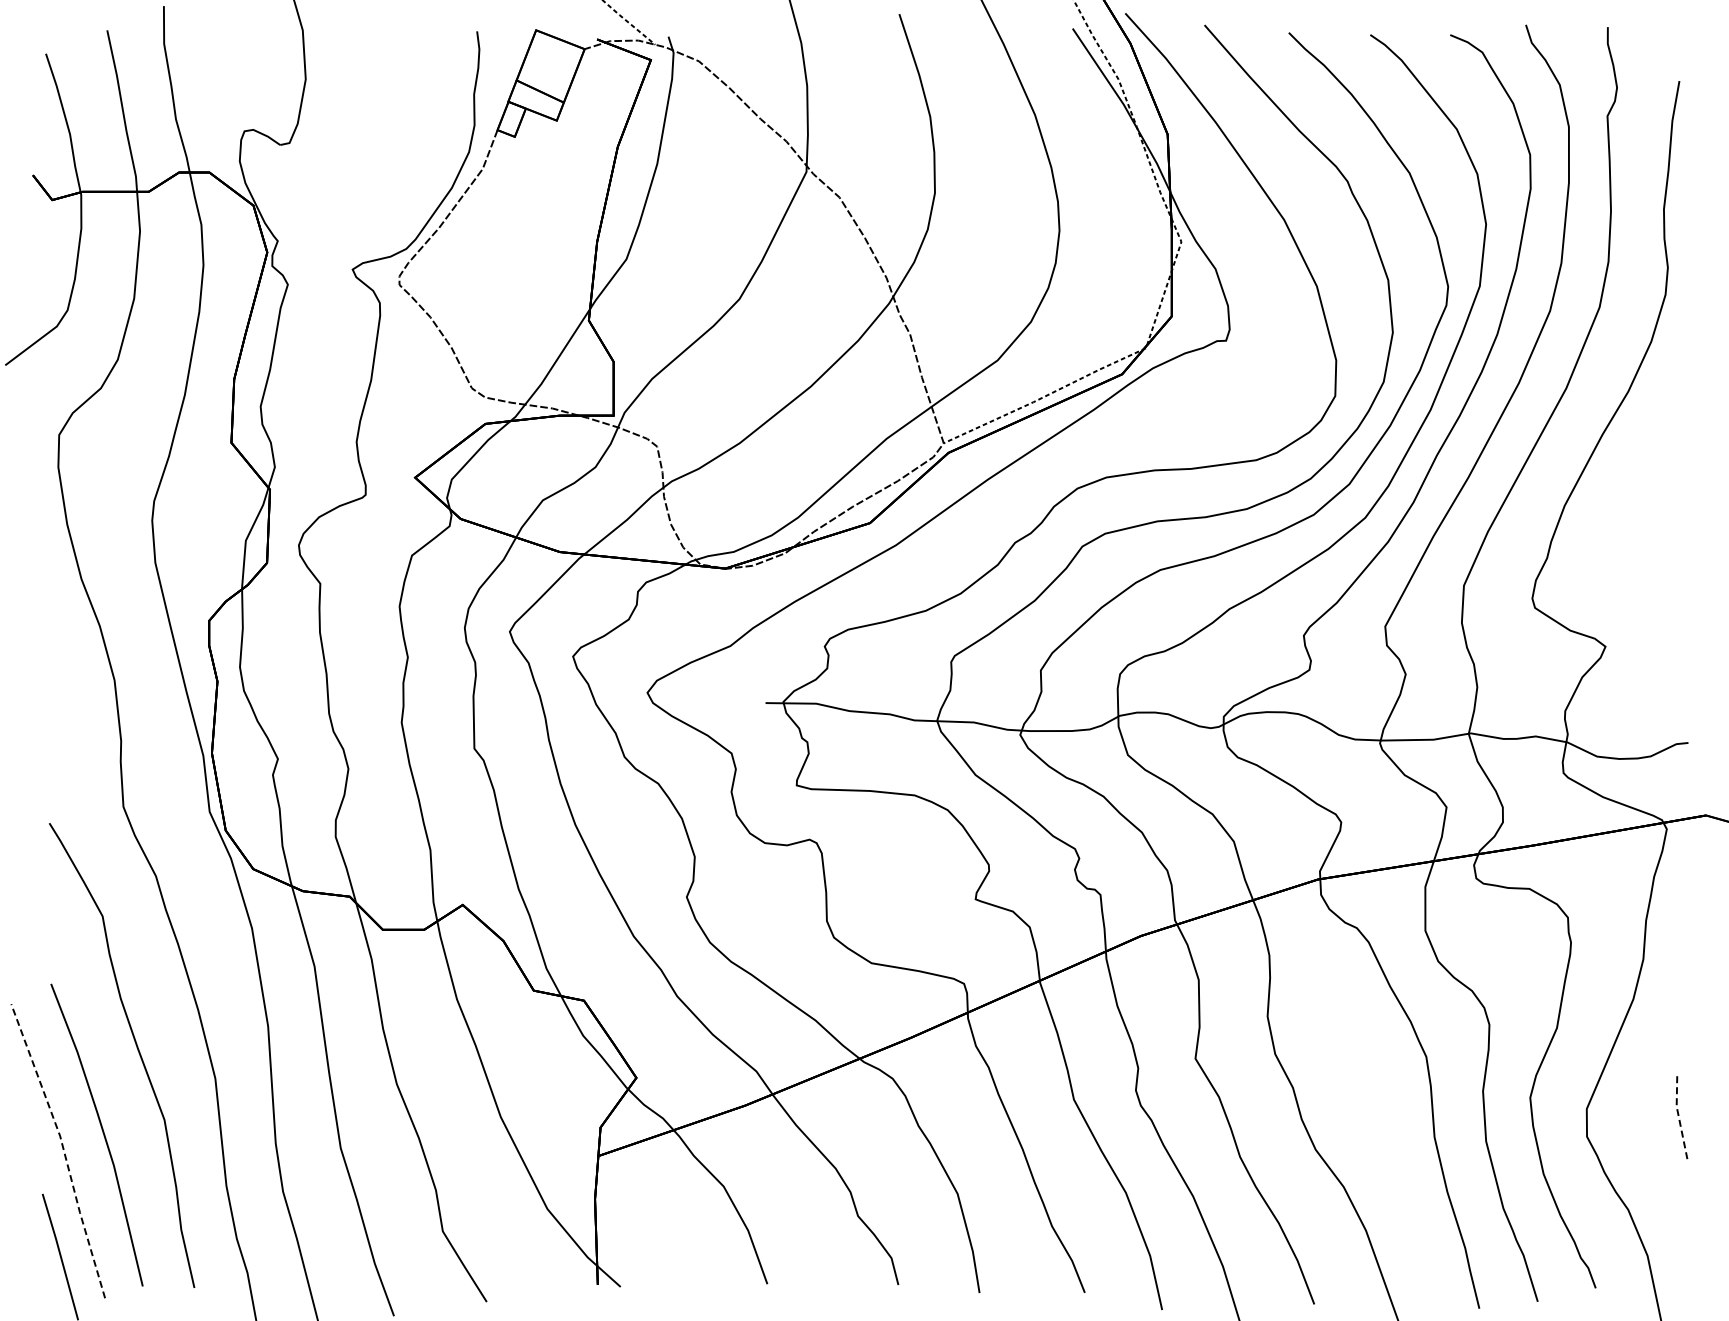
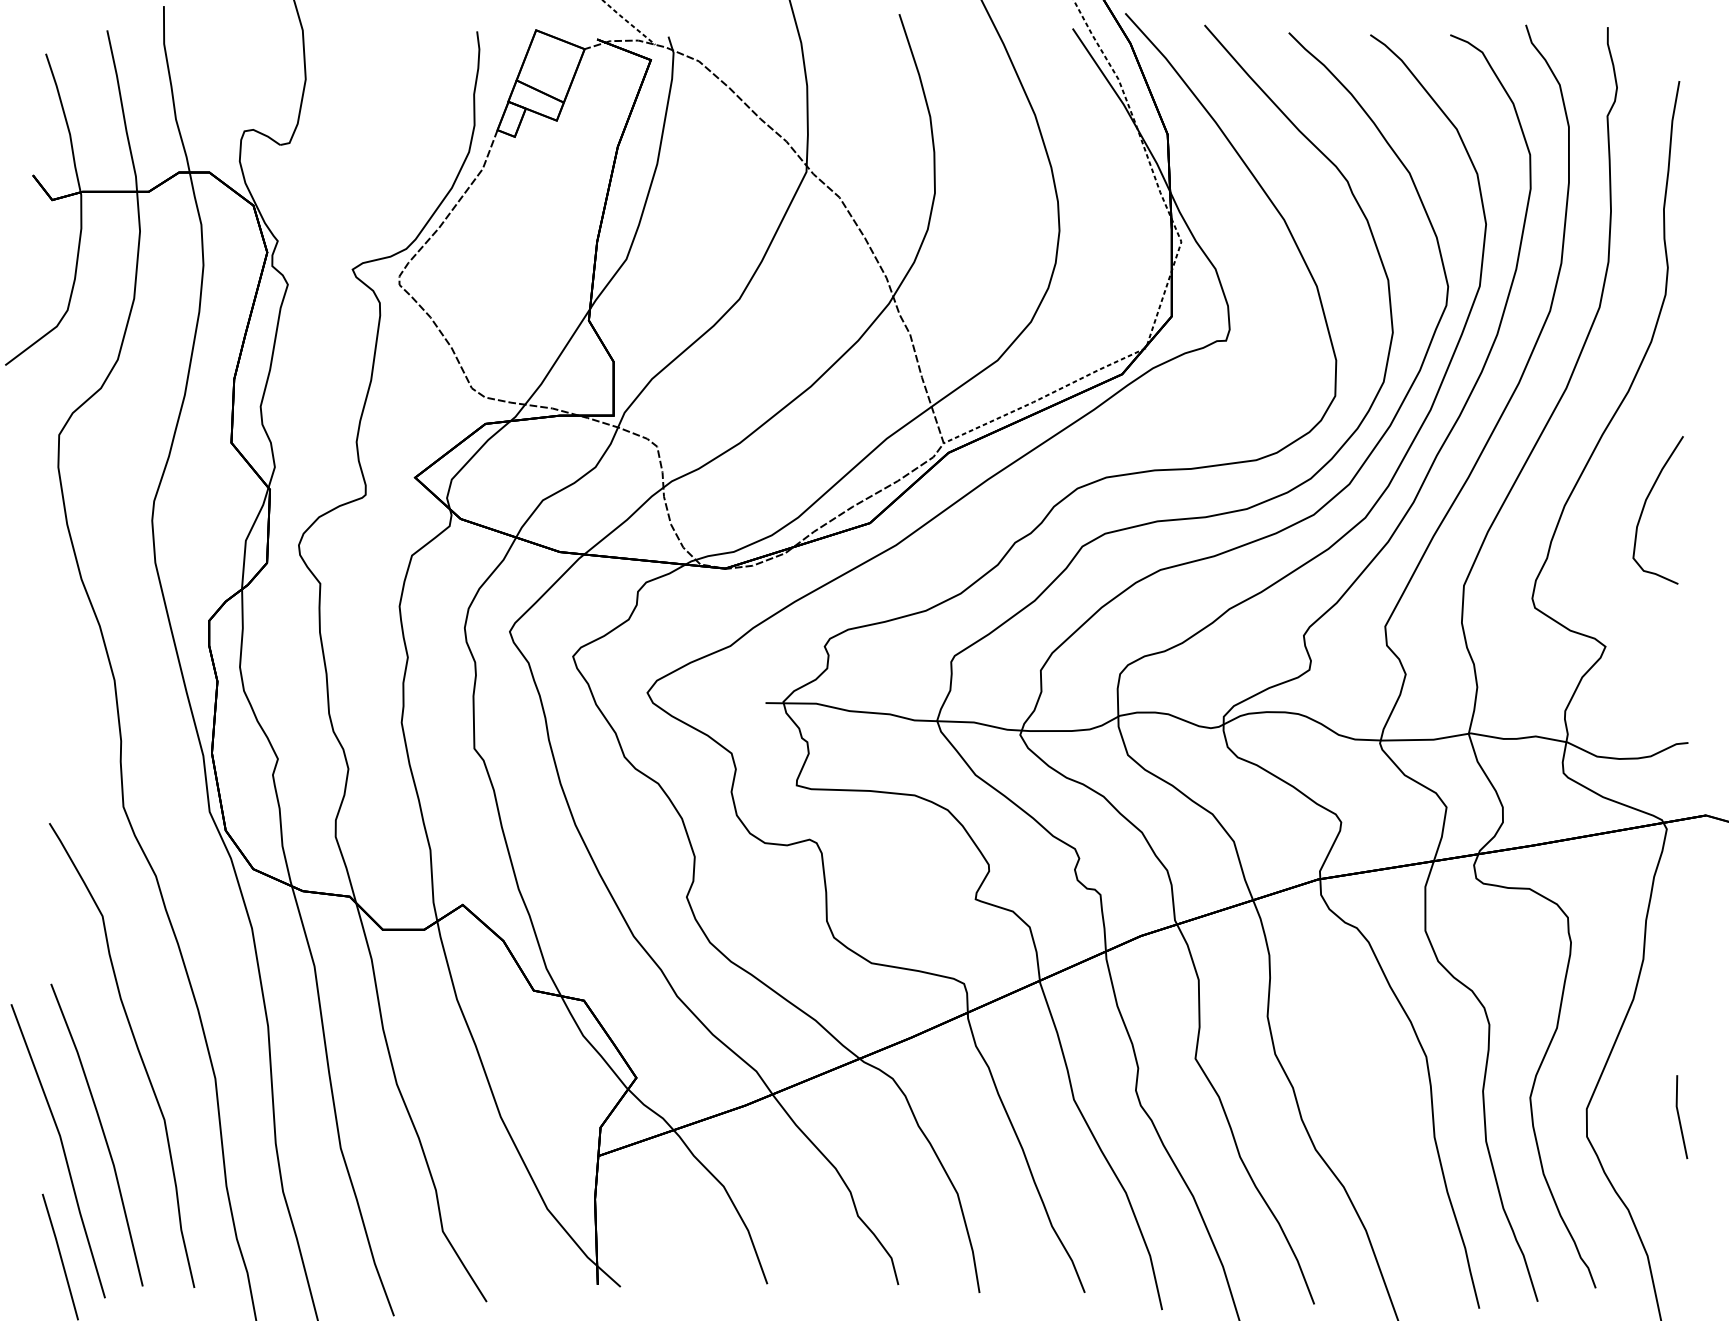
curve: none -> present (1645, 505)
line: dashed -> solid (1678, 1116)
line: dashed -> solid (63, 1149)
